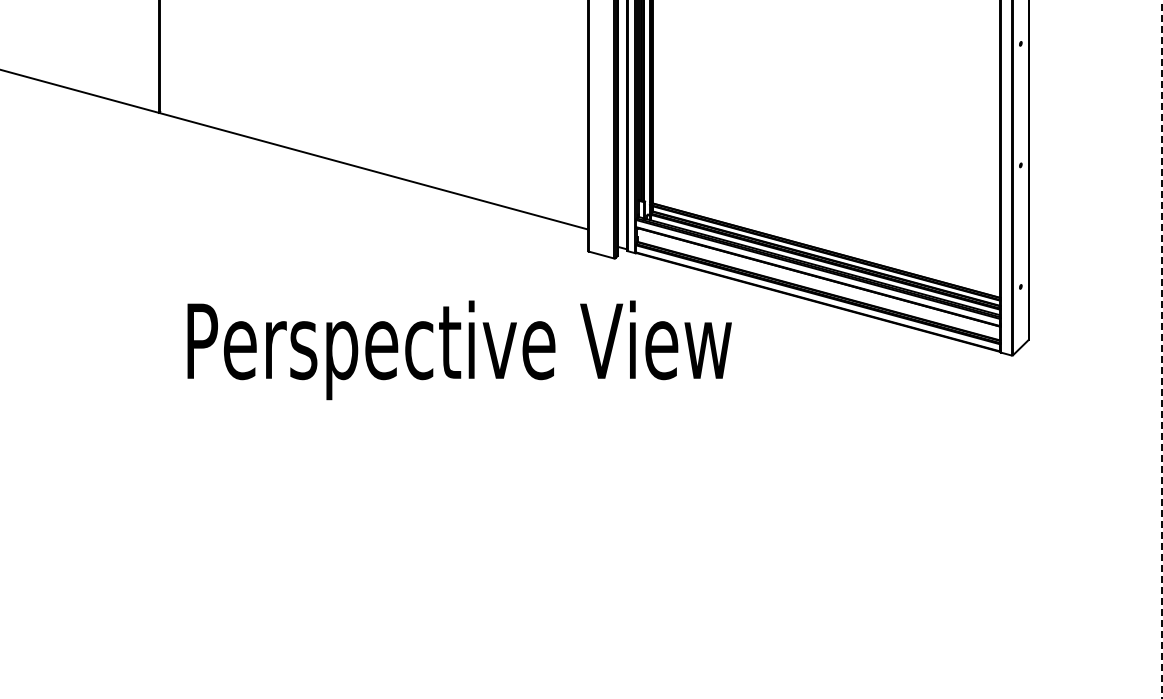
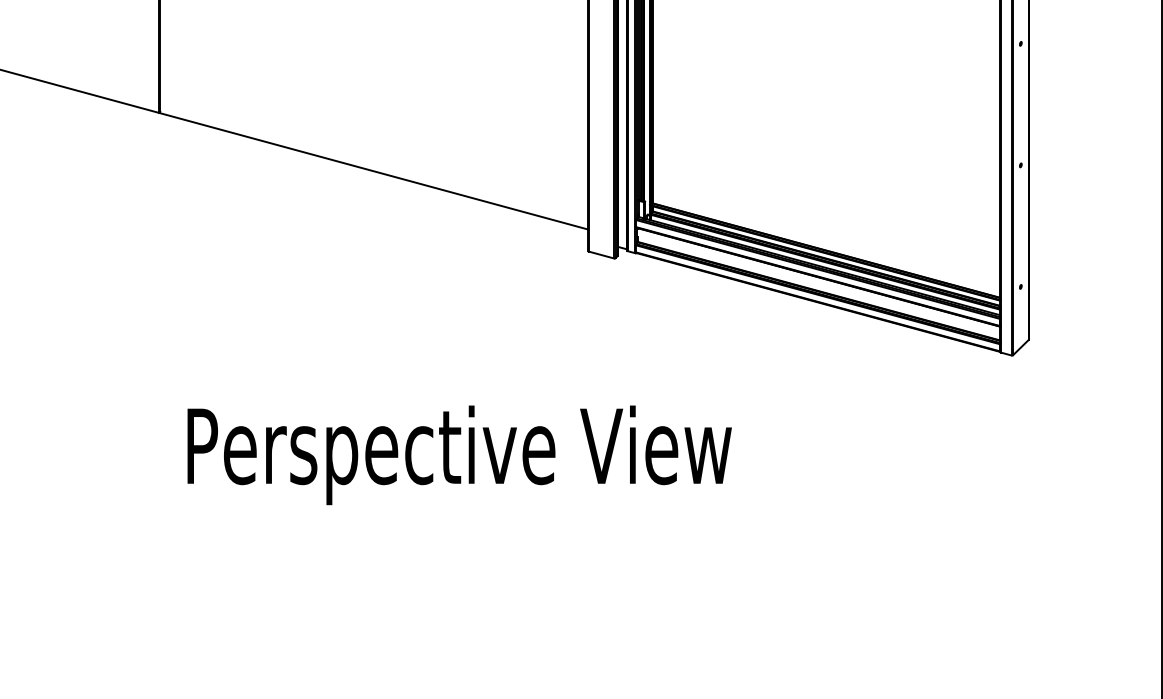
text position: (459, 350) -> (459, 455) (459, 455)
line: dashed -> solid (1161, 350)
